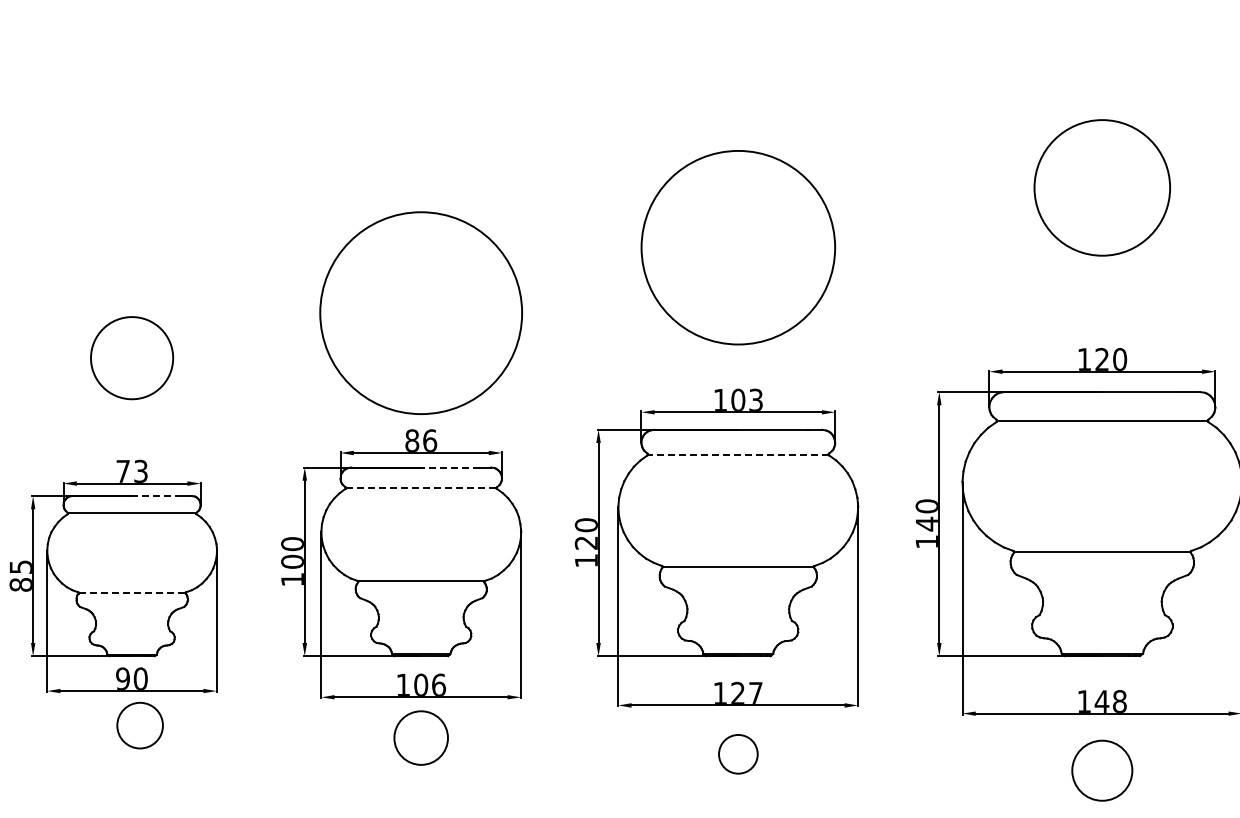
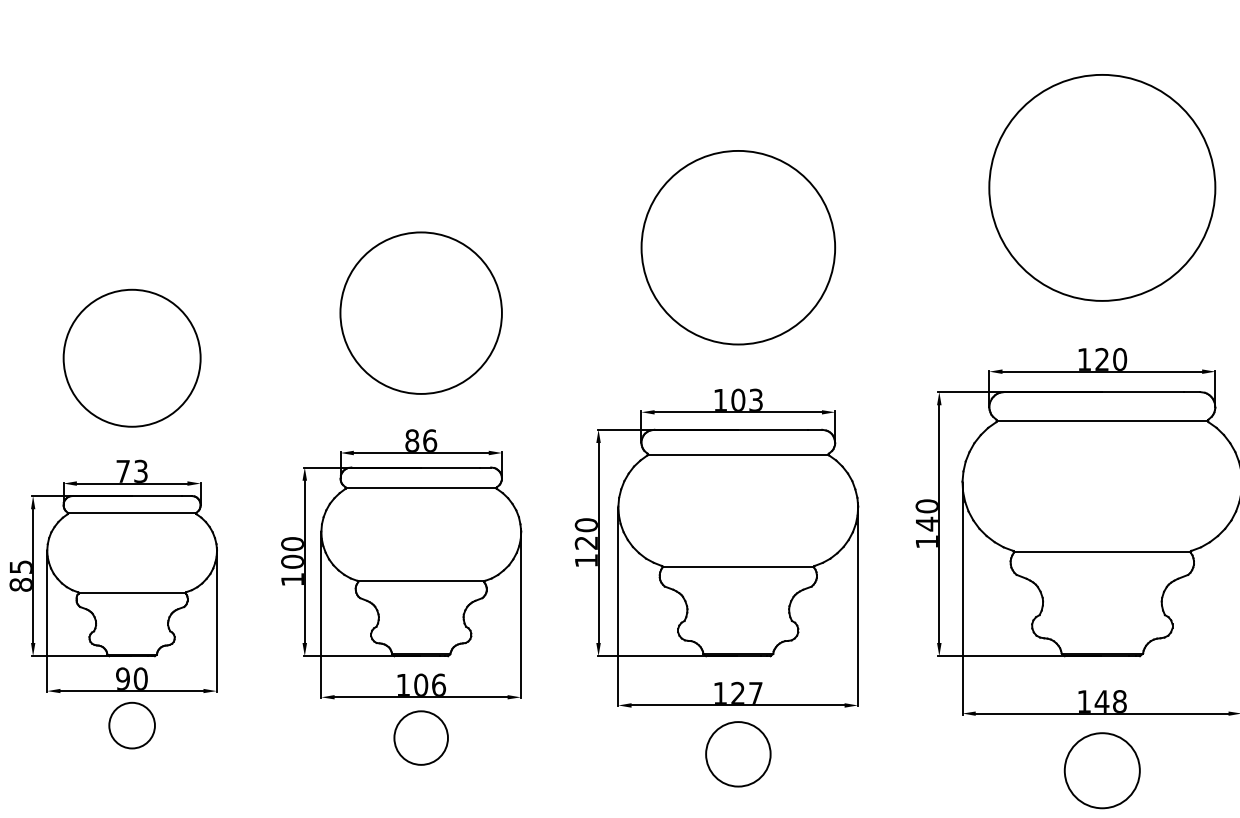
circle diameter: 136 px -> 226 px (1102, 187)
circle diameter: 202 px -> 162 px (420, 312)
circle size: 85x85 px -> 140x140 px (131, 357)
line: dashed -> solid (737, 454)
line: dashed -> solid (449, 467)
line: dashed -> solid (420, 488)
line: dashed -> solid (156, 496)
line: dashed -> solid (132, 592)
circle position: (139, 725) -> (131, 725) (131, 725)
circle diameter: 39 px -> 65 px (738, 754)
circle diameter: 60 px -> 75 px (1101, 770)
